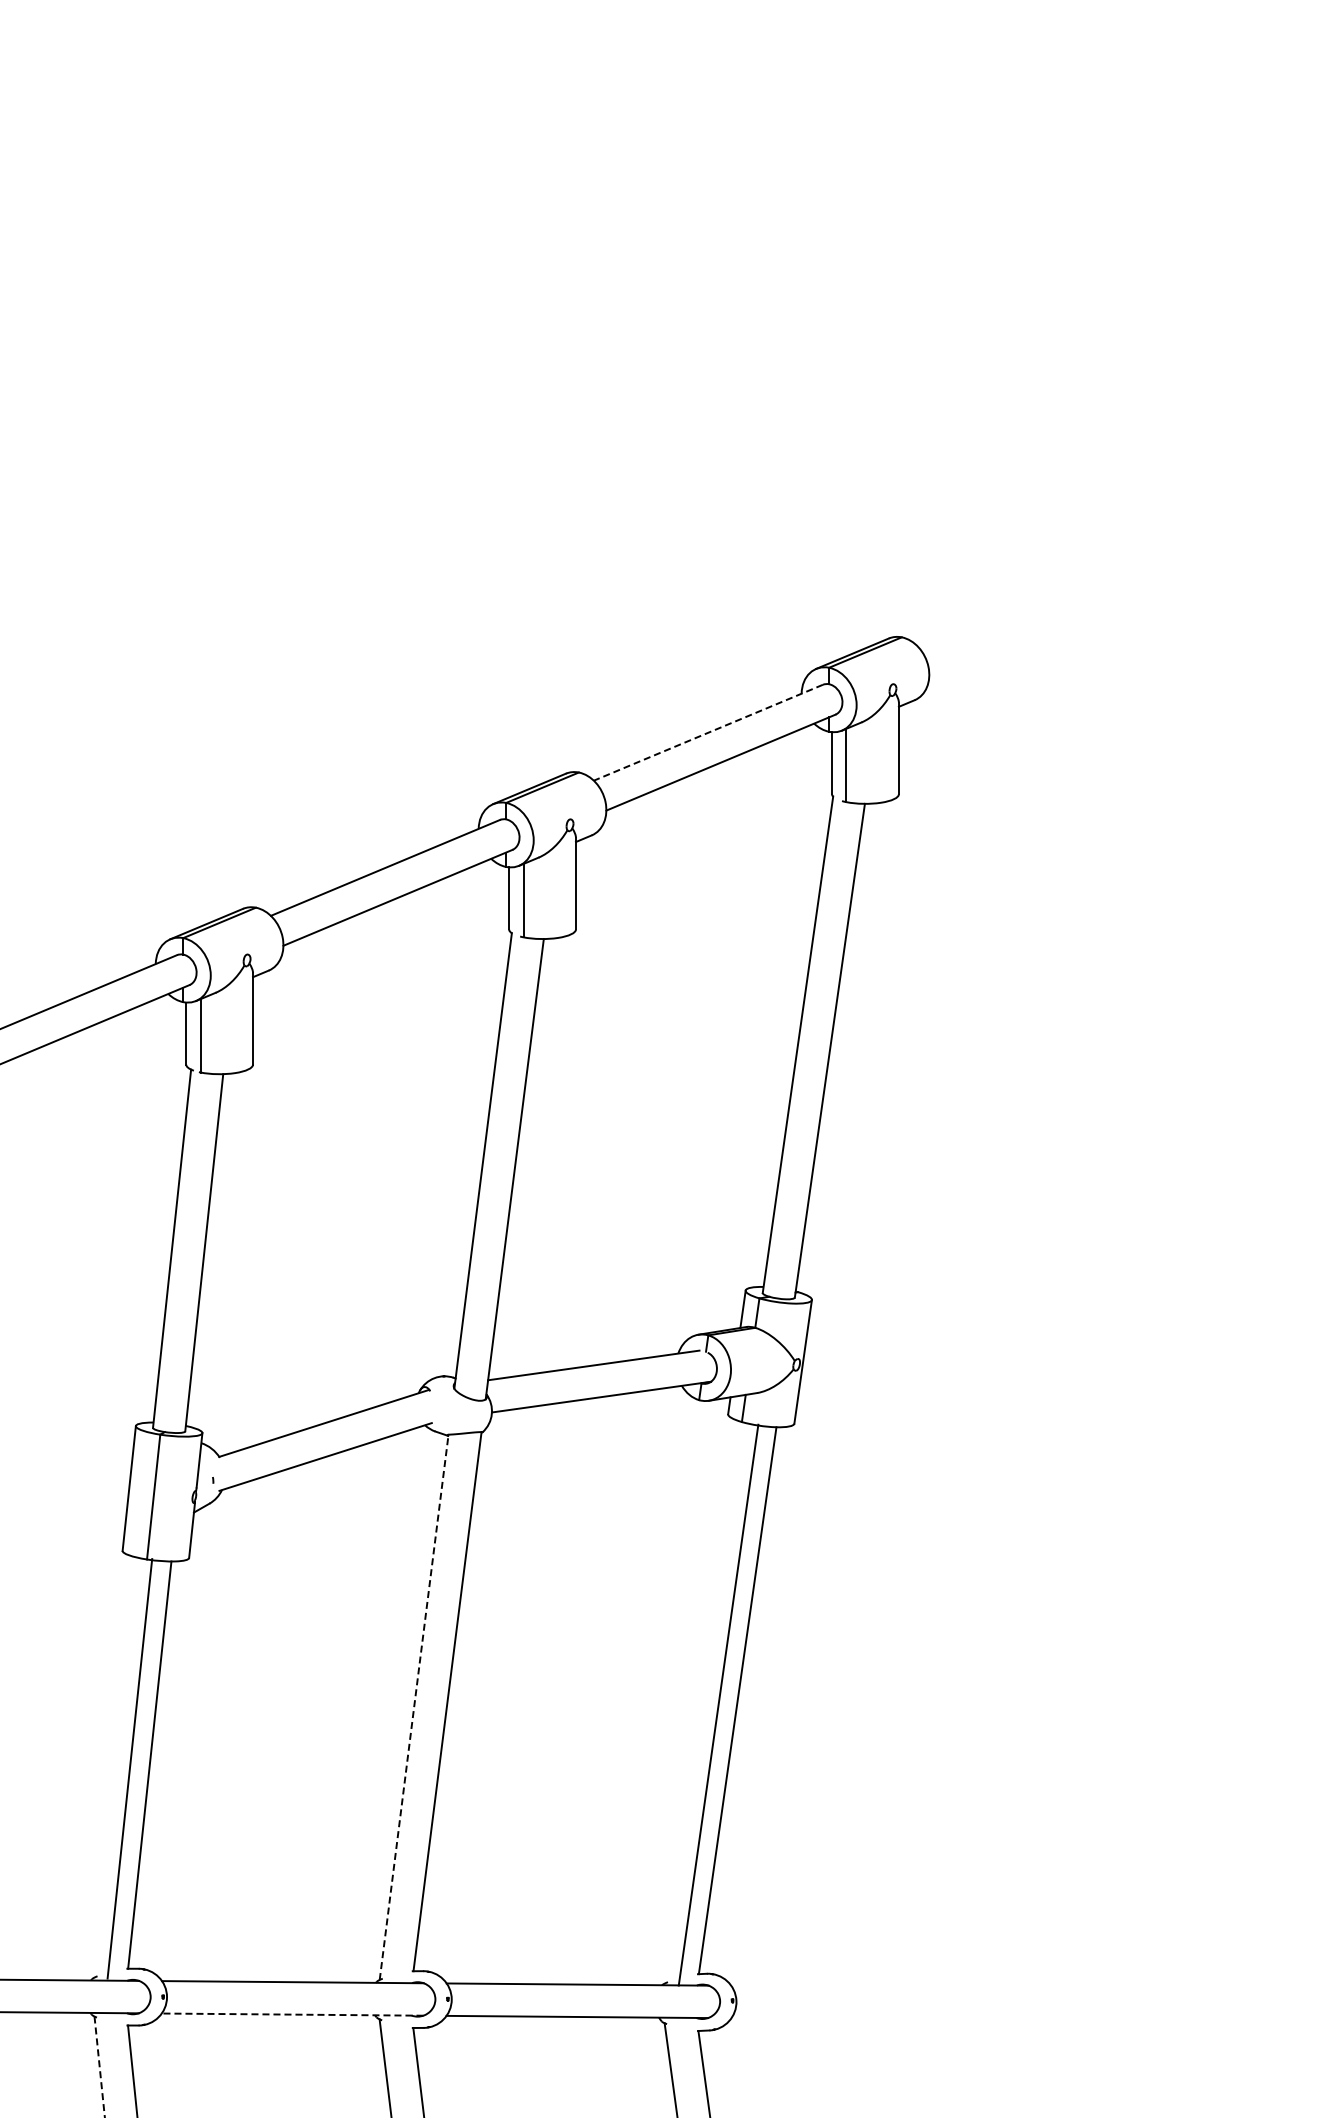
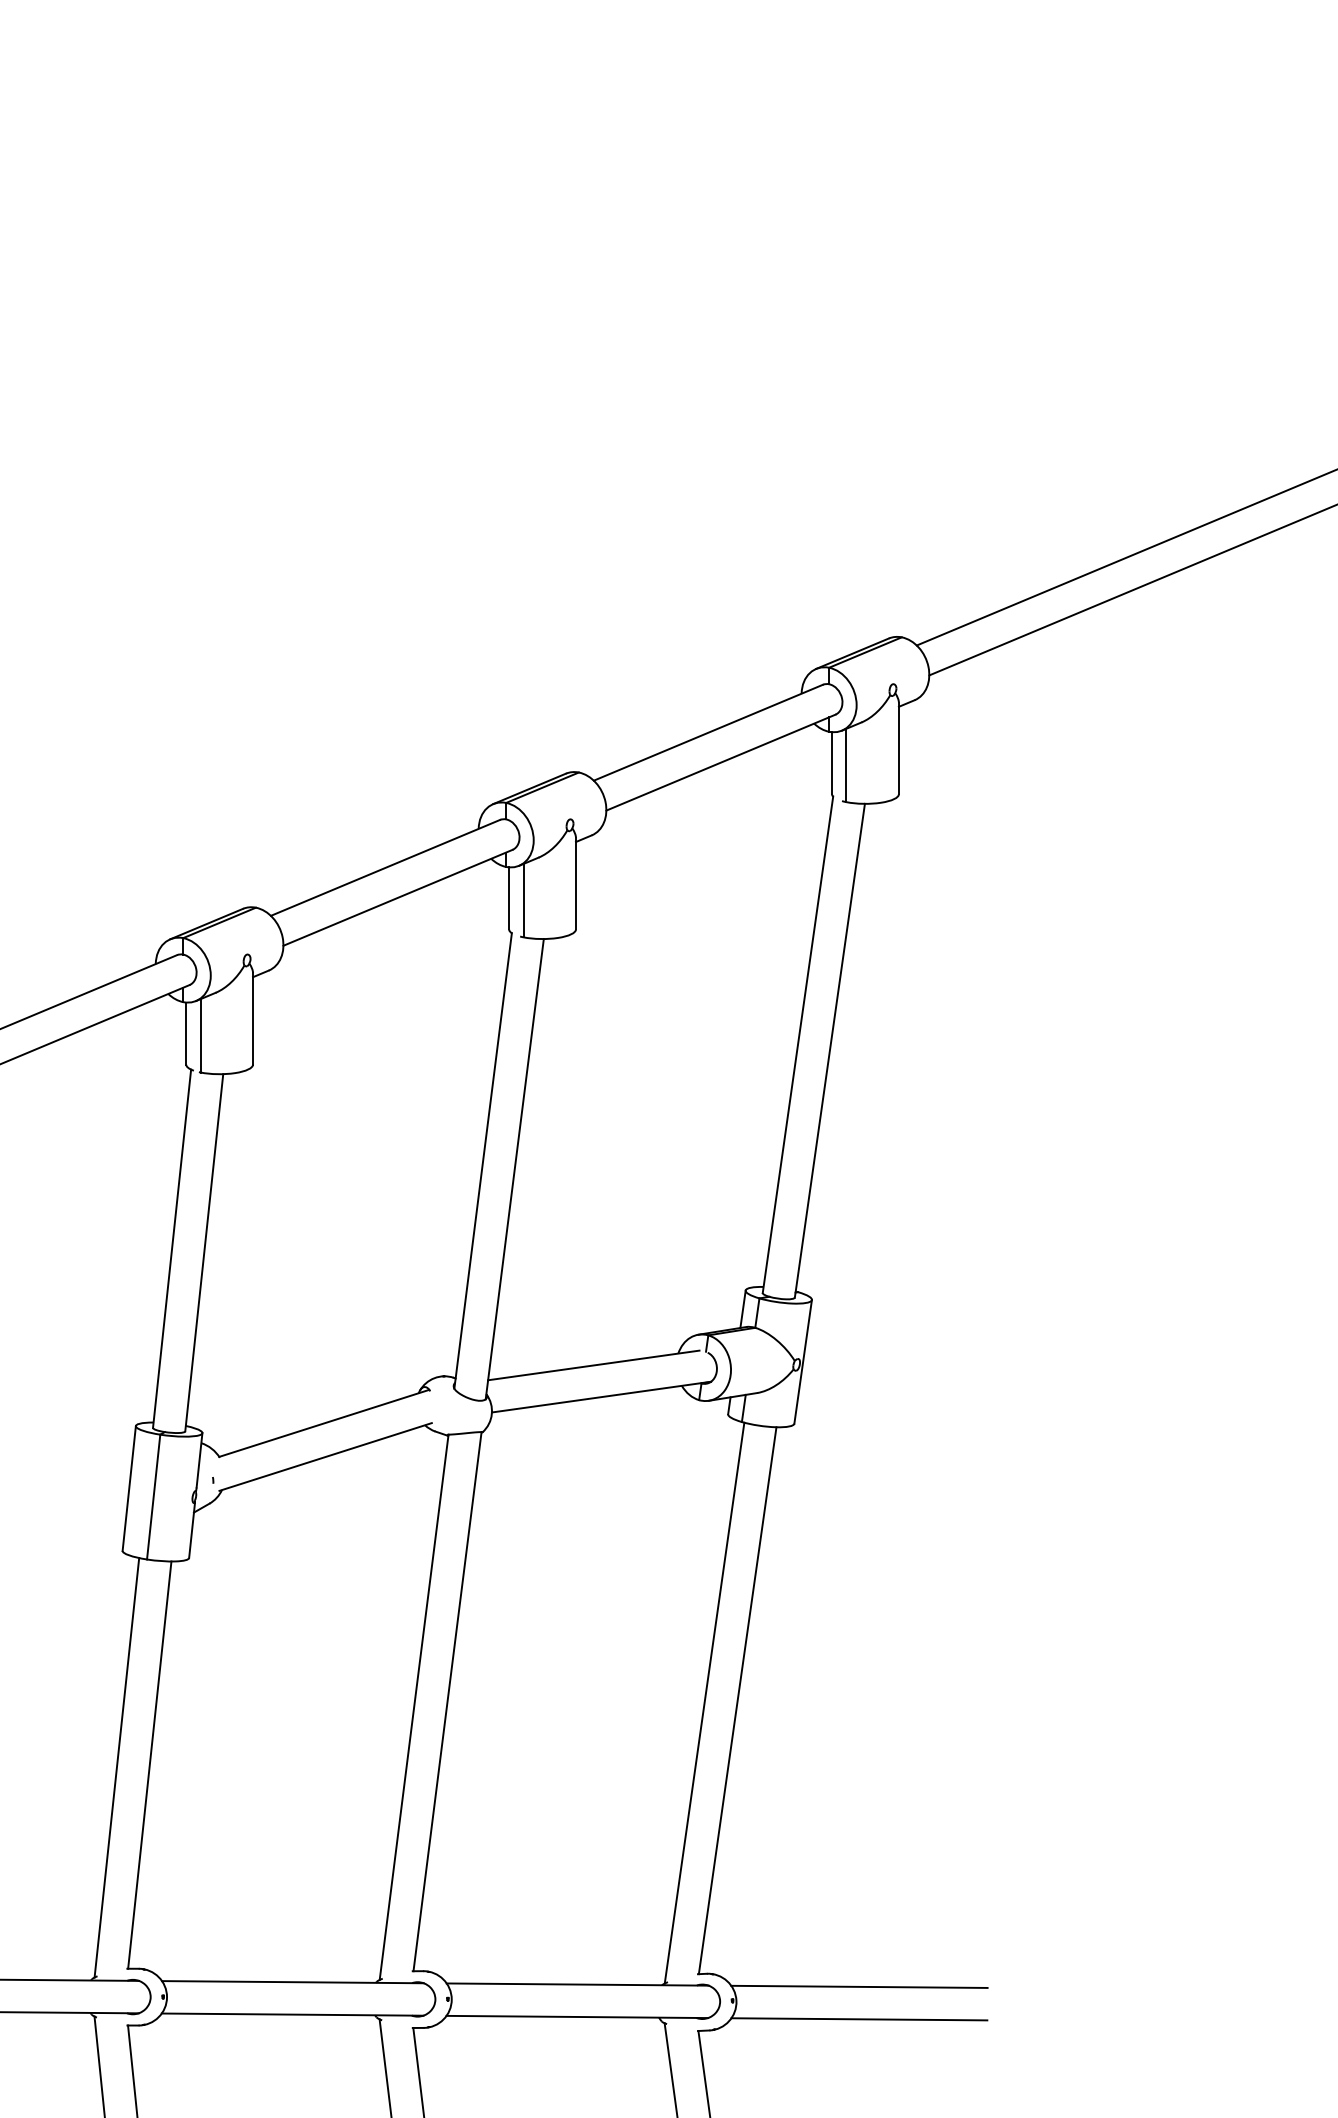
line: none -> present (1125, 557)
line: none -> present (1131, 590)
line: dashed -> solid (707, 732)
line position: (718, 1704) -> (704, 1702) (704, 1702)
line: dashed -> solid (414, 1707)
line position: (129, 1768) -> (116, 1767) (116, 1767)
line: none -> present (859, 1986)
line: dashed -> solid (292, 2014)
line: none -> present (859, 2019)
line: dashed -> solid (99, 2067)
